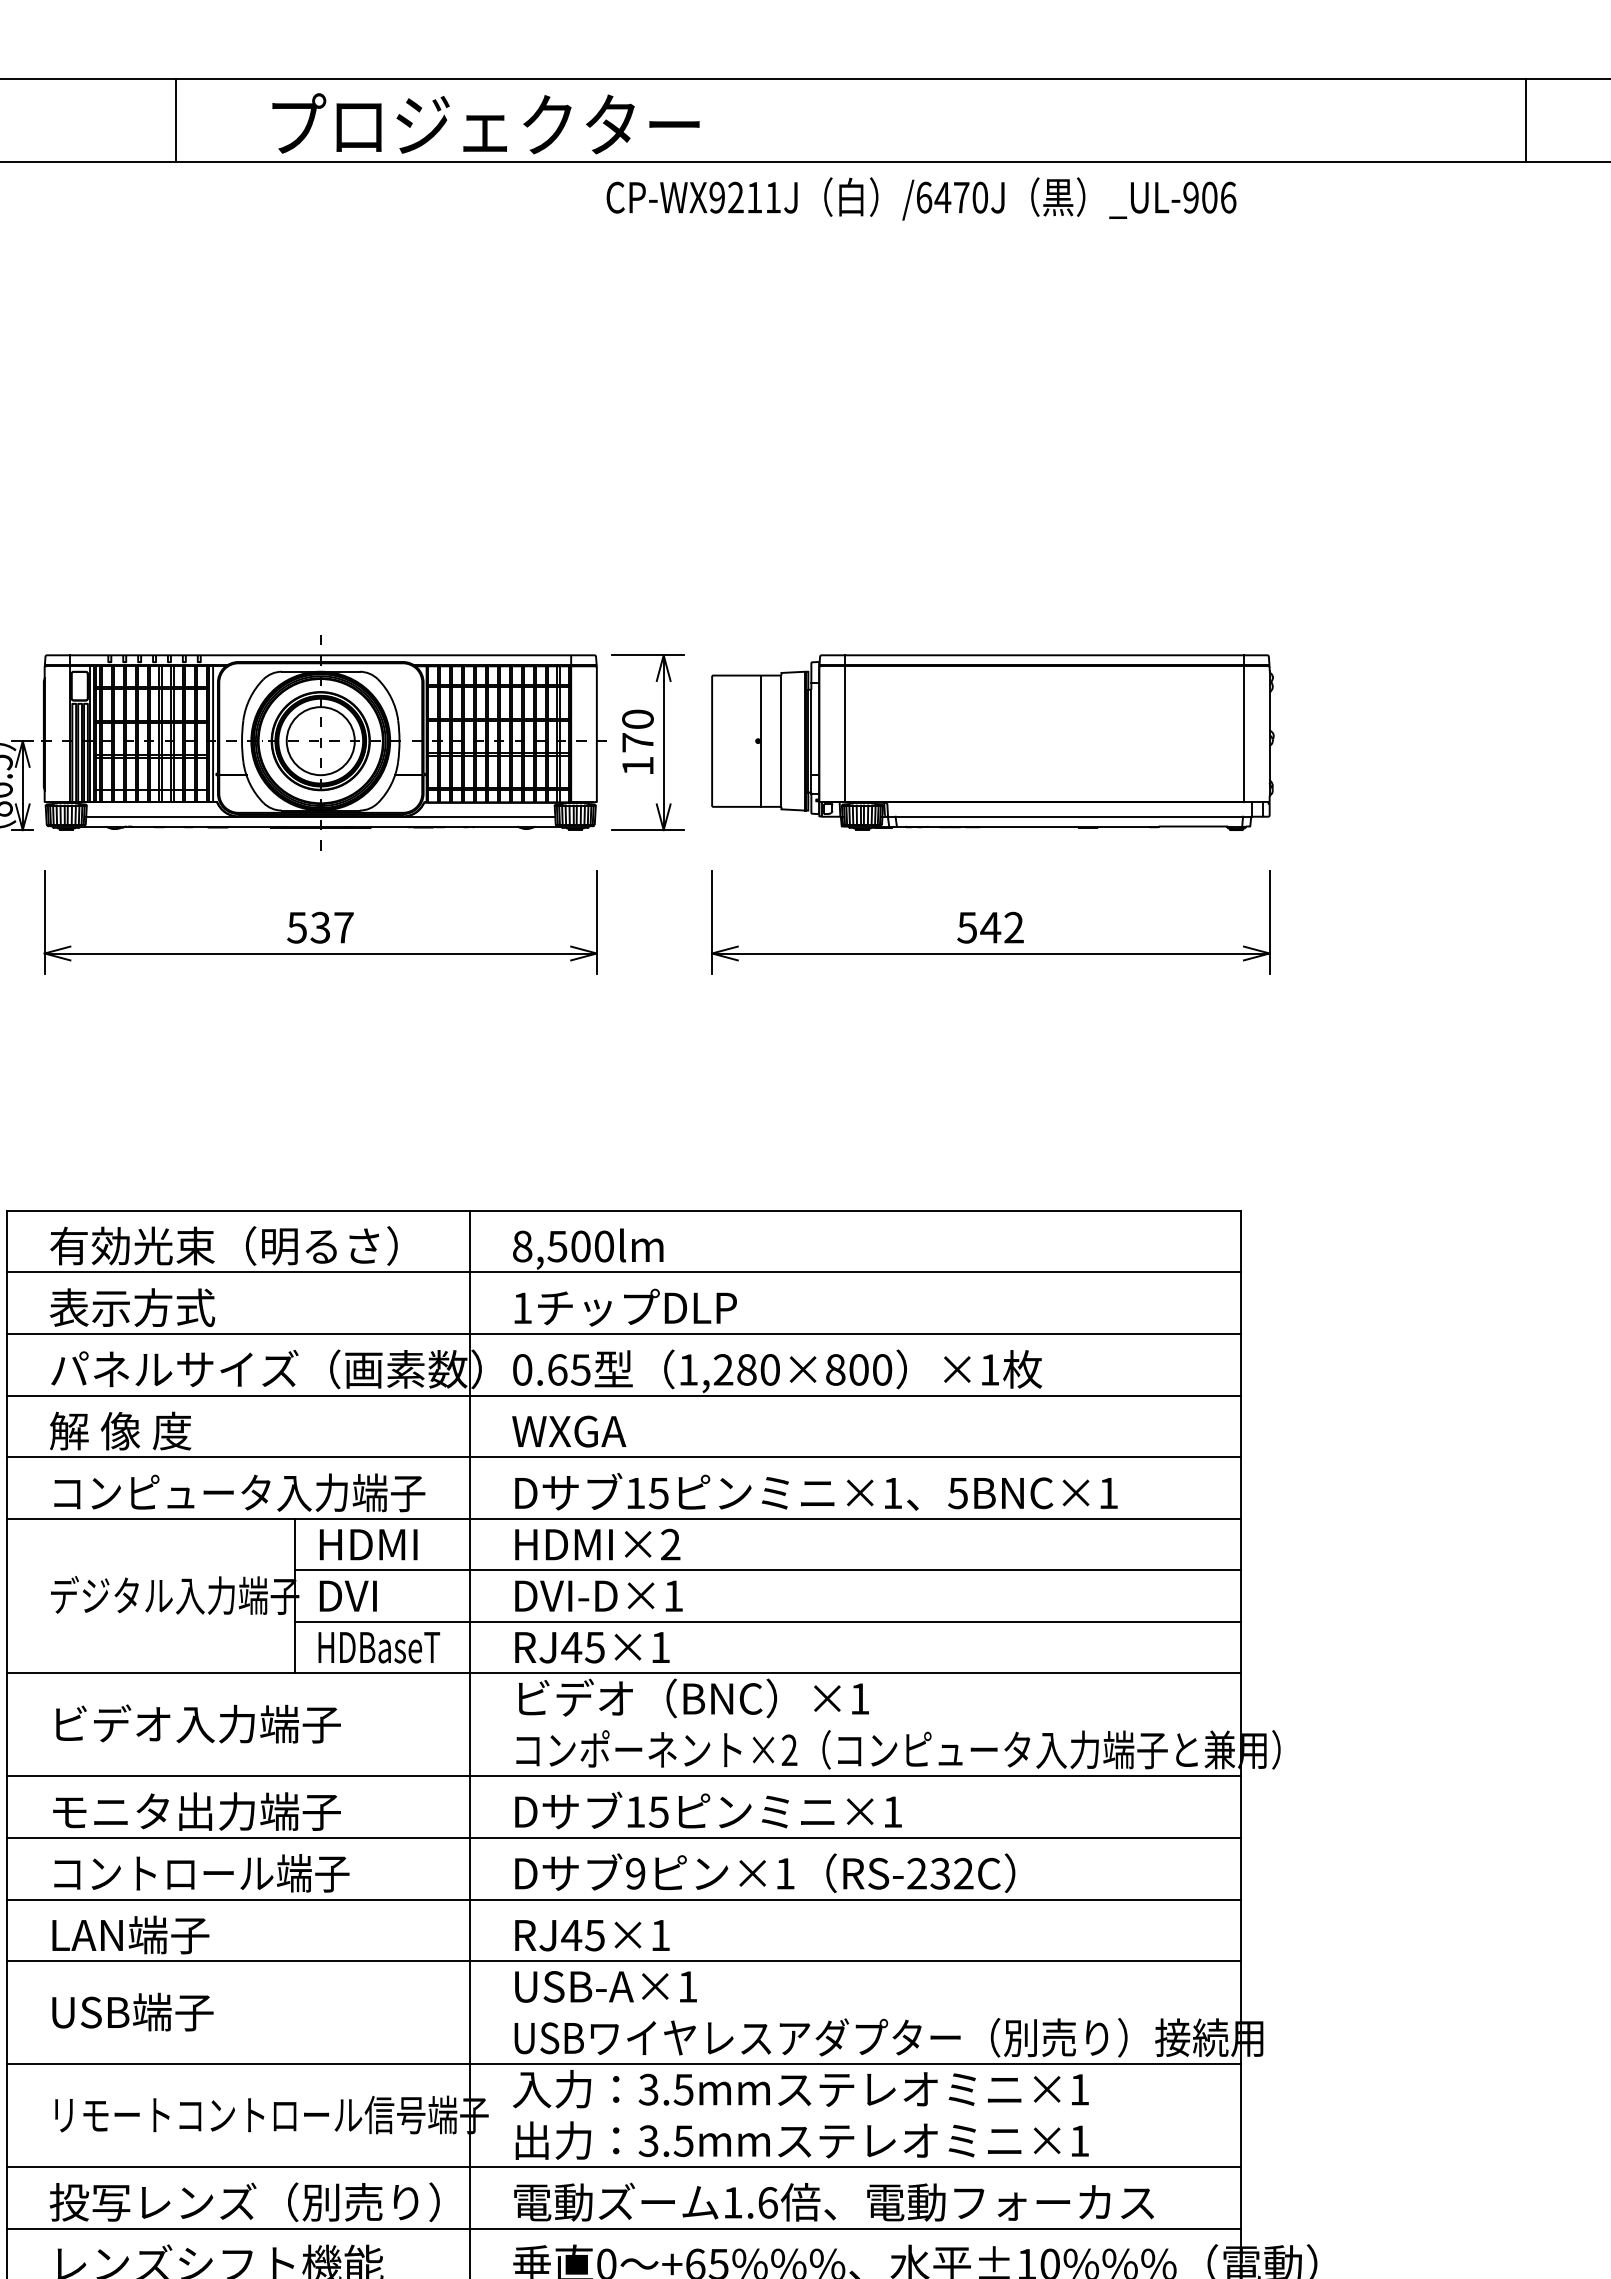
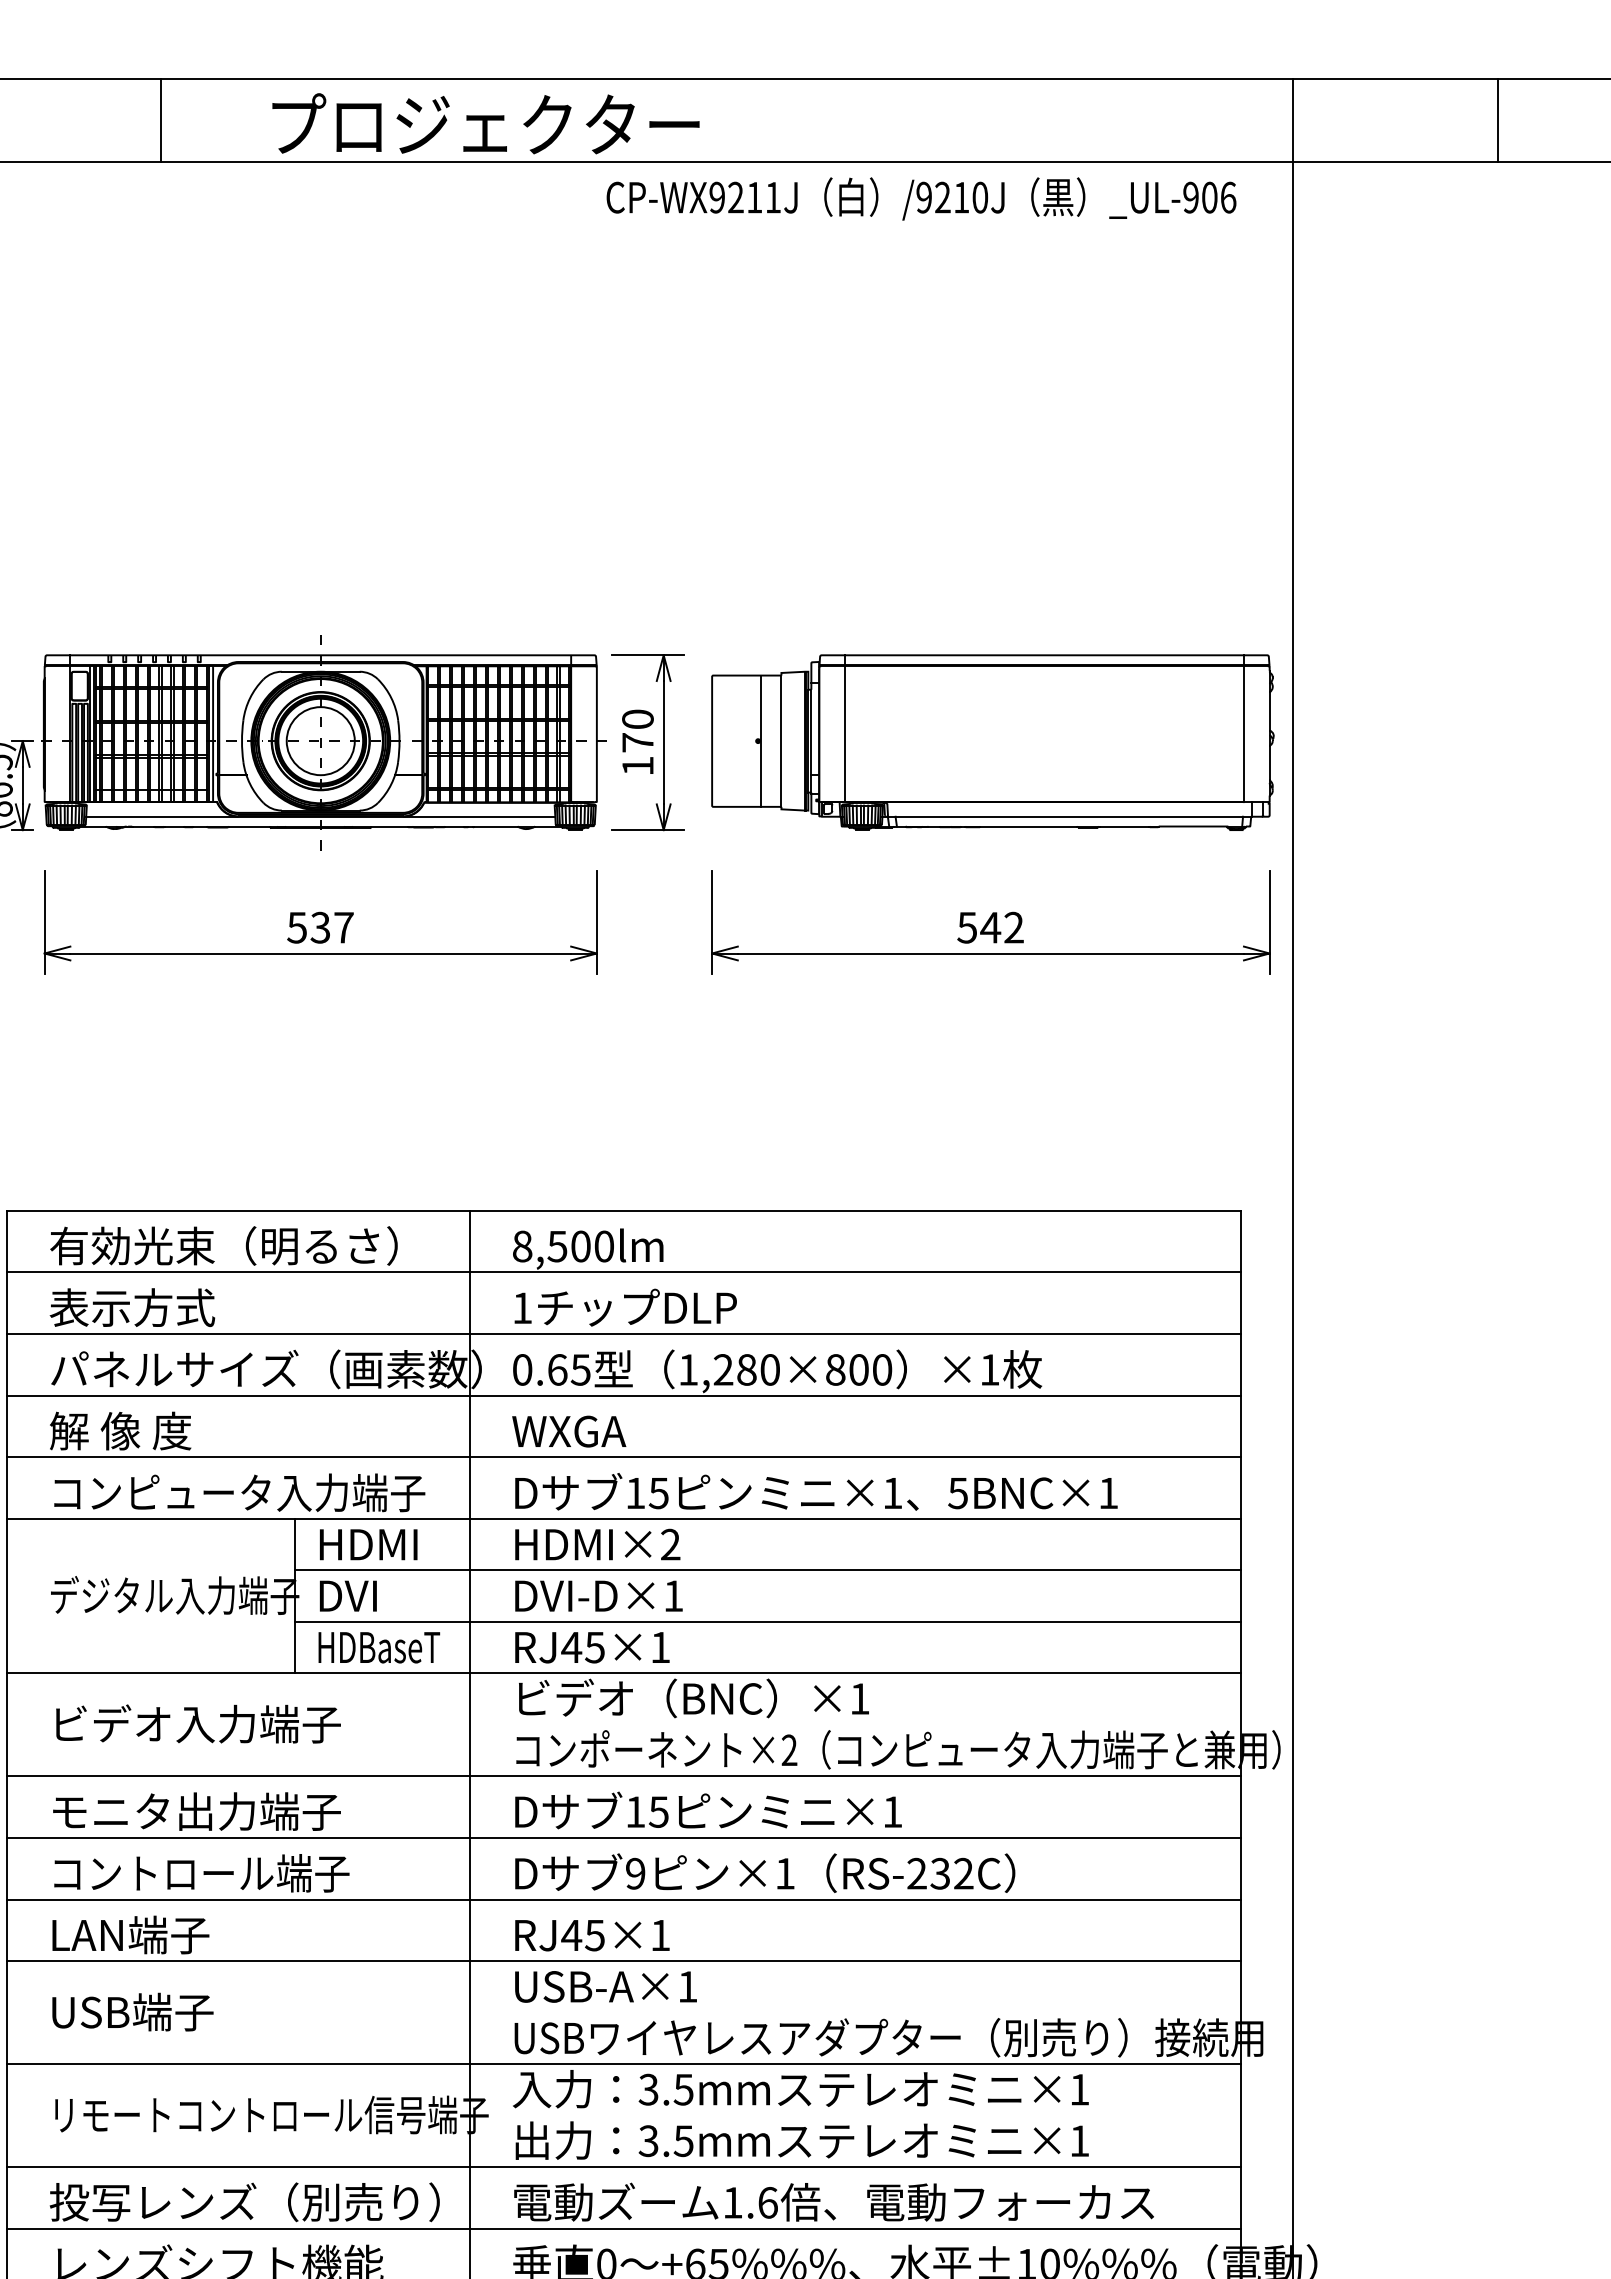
line position: (176, 120) -> (161, 120) (161, 120)
line position: (1526, 120) -> (1498, 120) (1498, 120)
text: /6470J -> /9210J (942, 197)
line: none -> present (1292, 1177)
